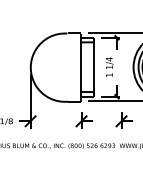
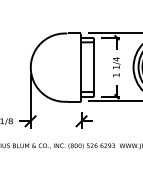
part position: (109, 66) -> (116, 66) (116, 66)
part: present -> none (123, 120)
